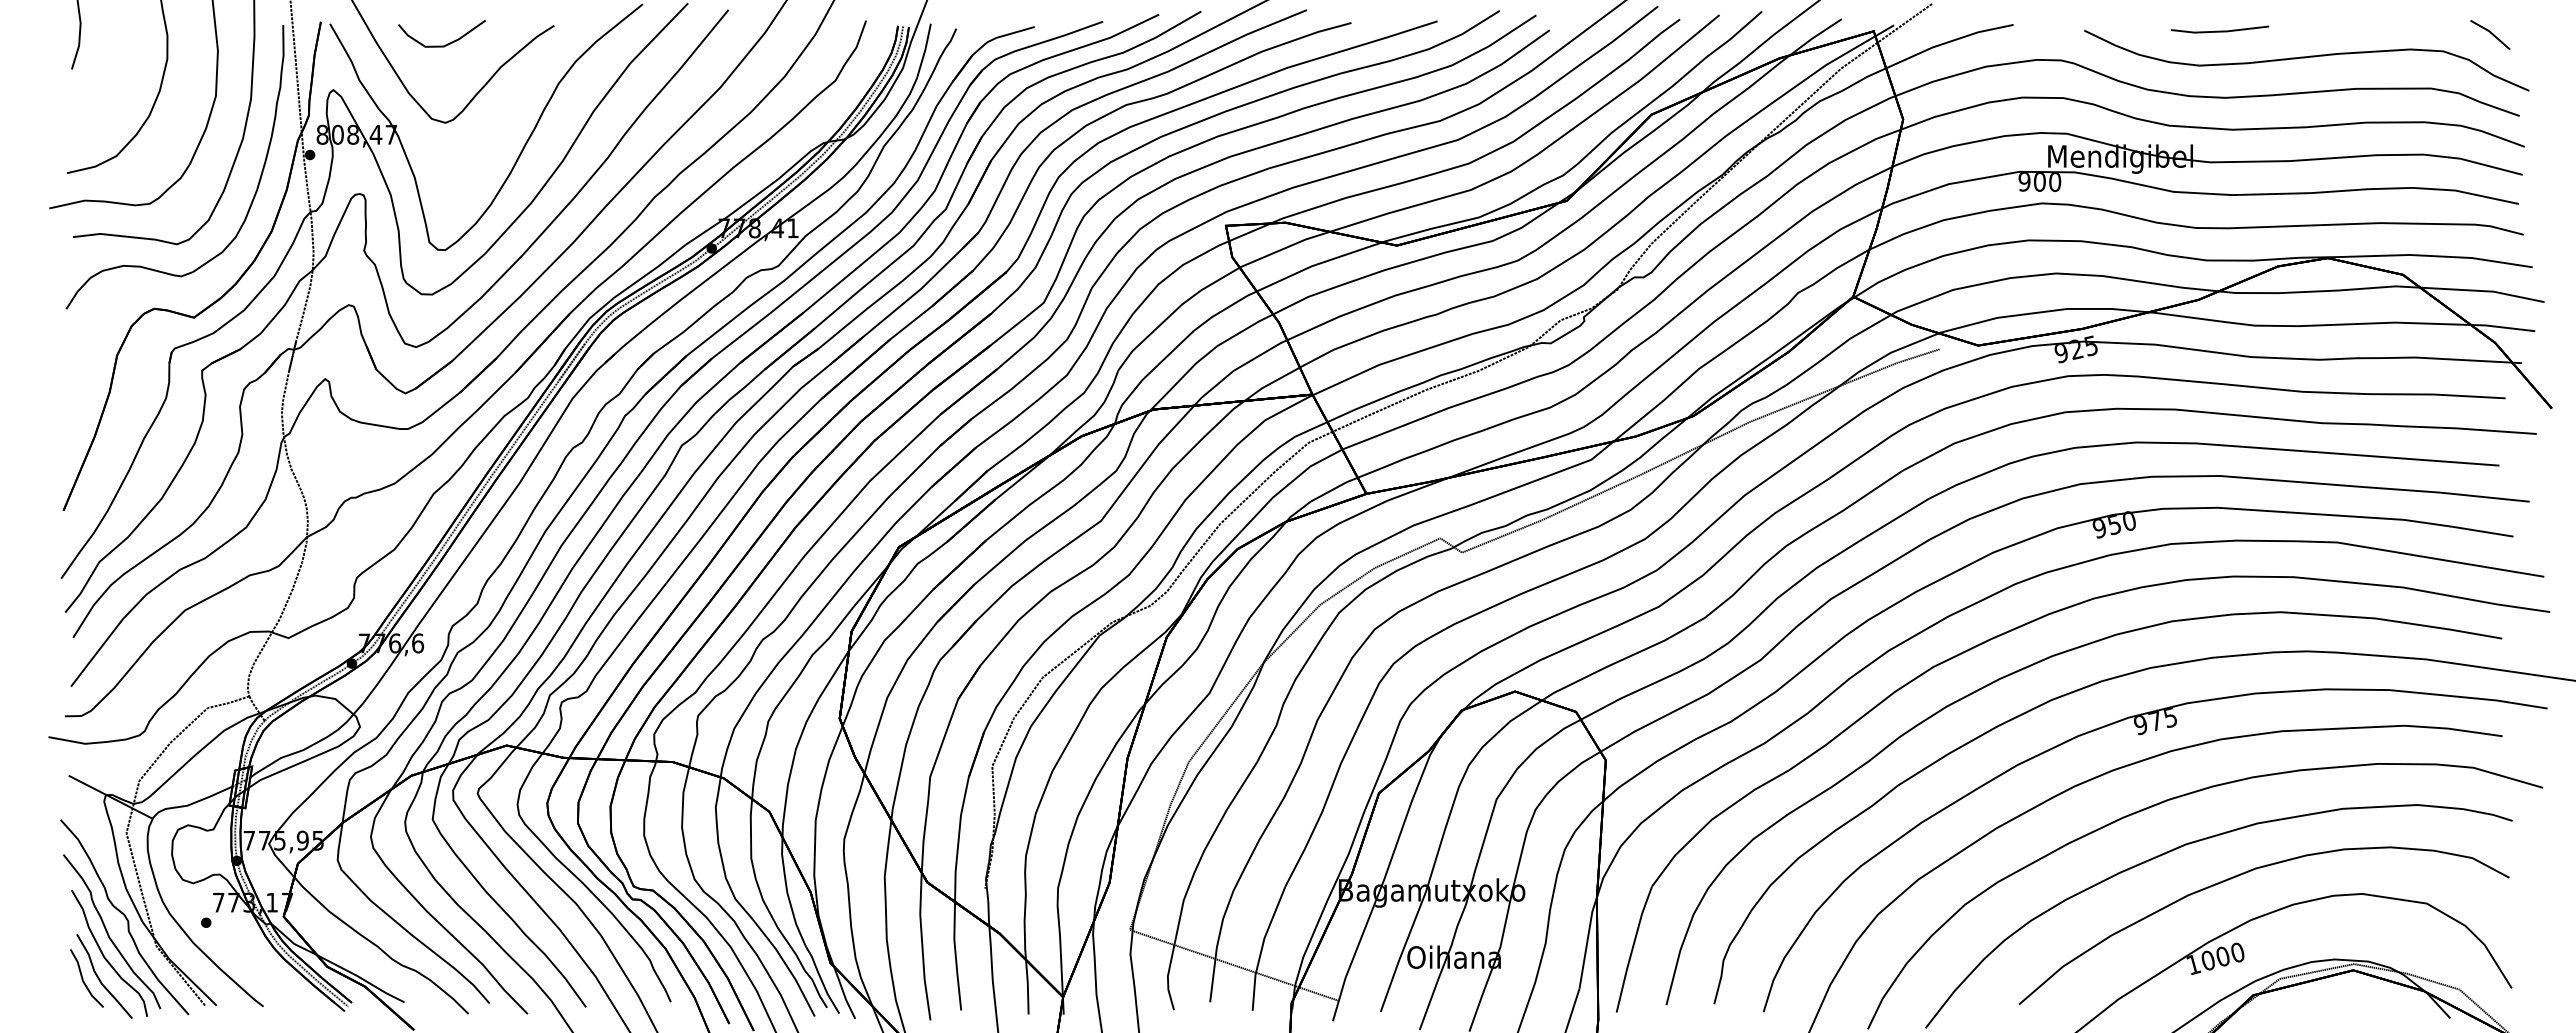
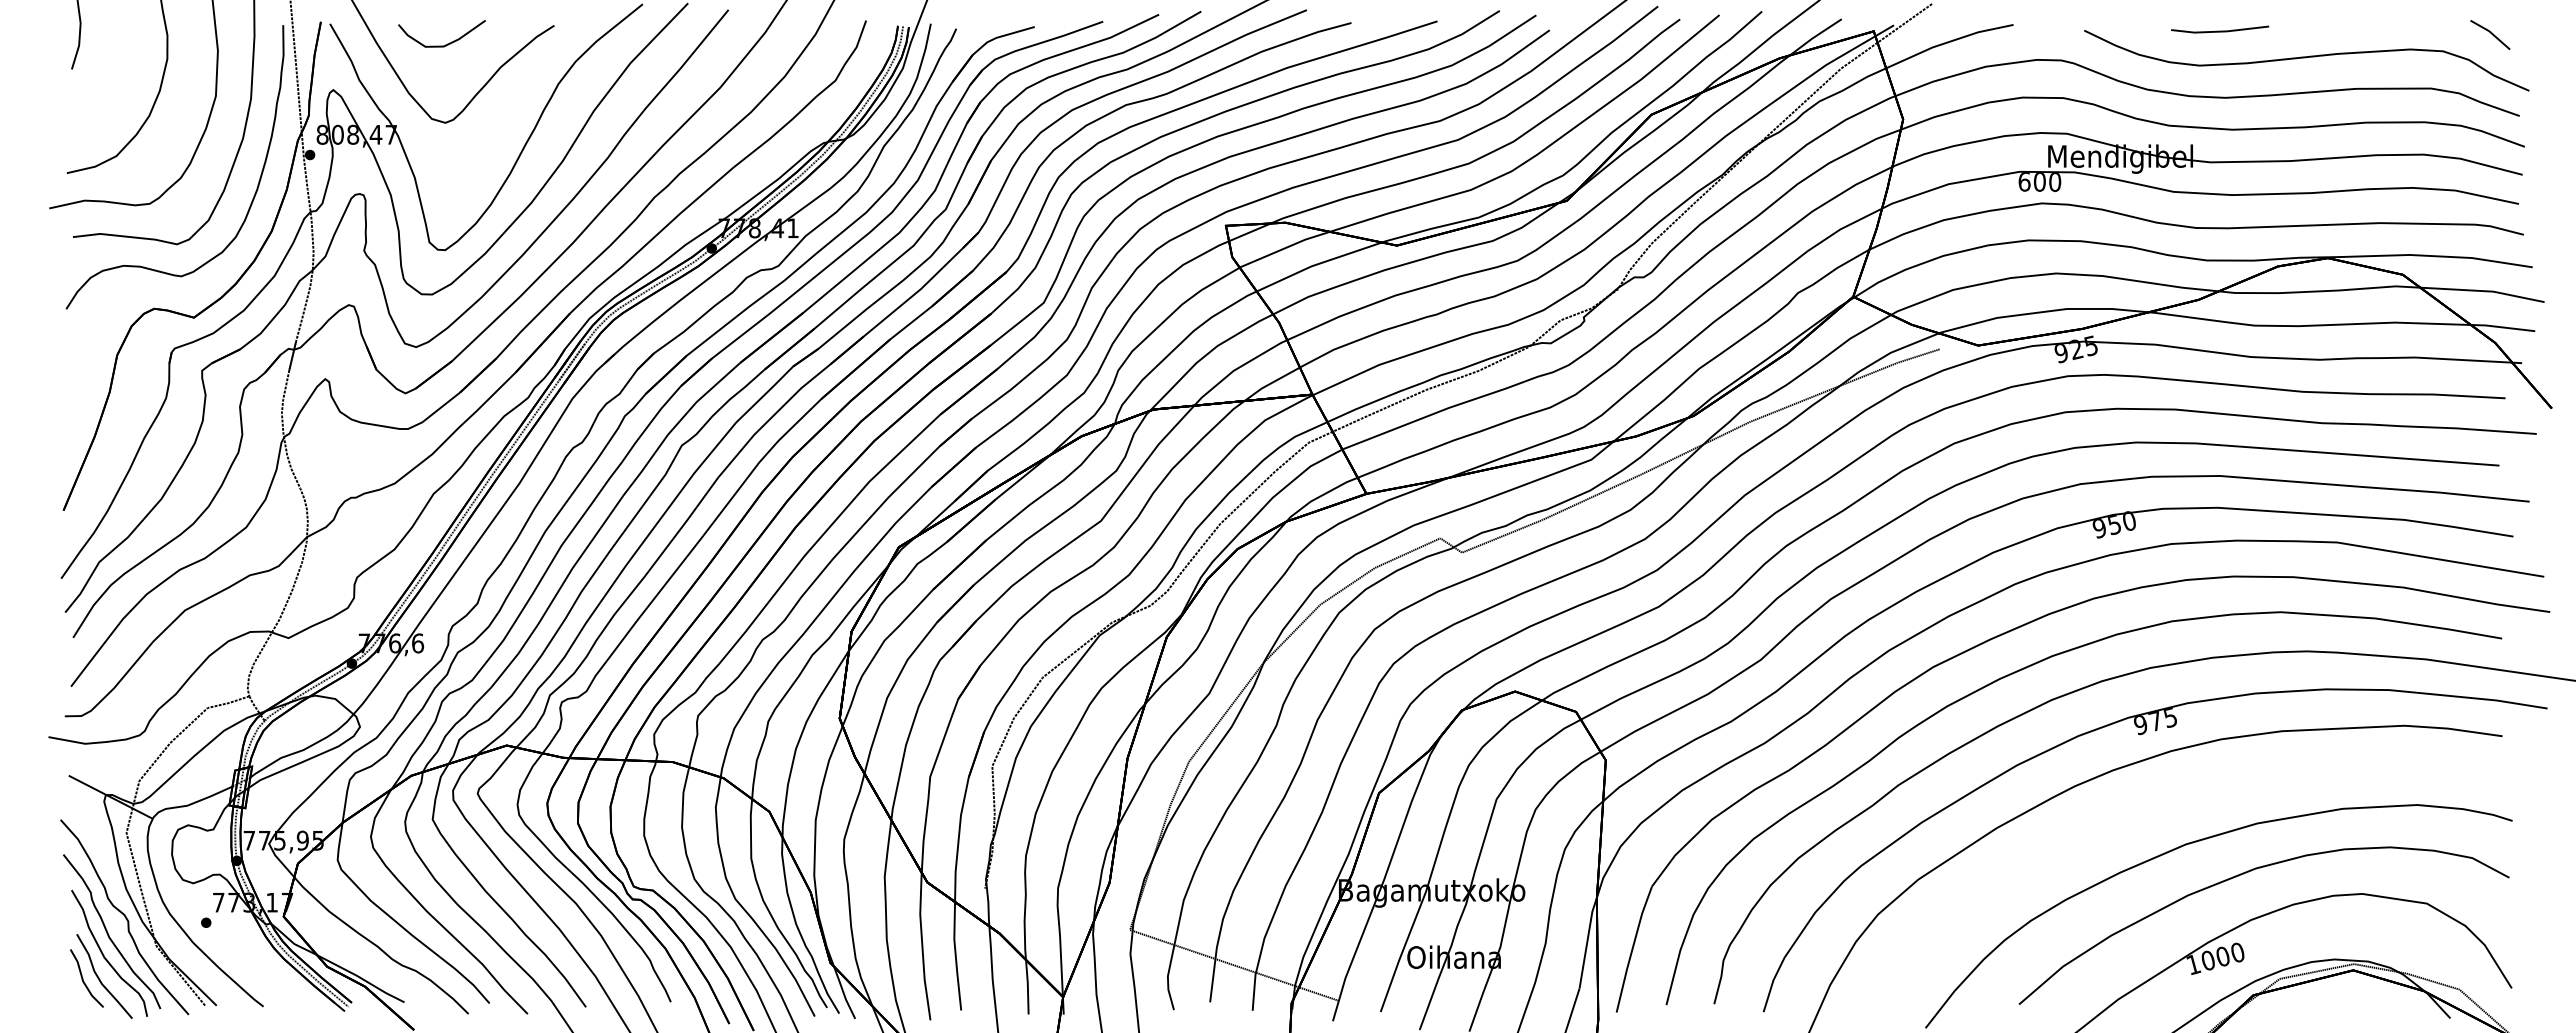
text: 900 -> 600 (2024, 181)
curve: present -> none (2177, 798)
